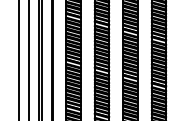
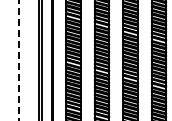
line: present -> none (28, 59)
line: solid -> dashed (18, 60)
